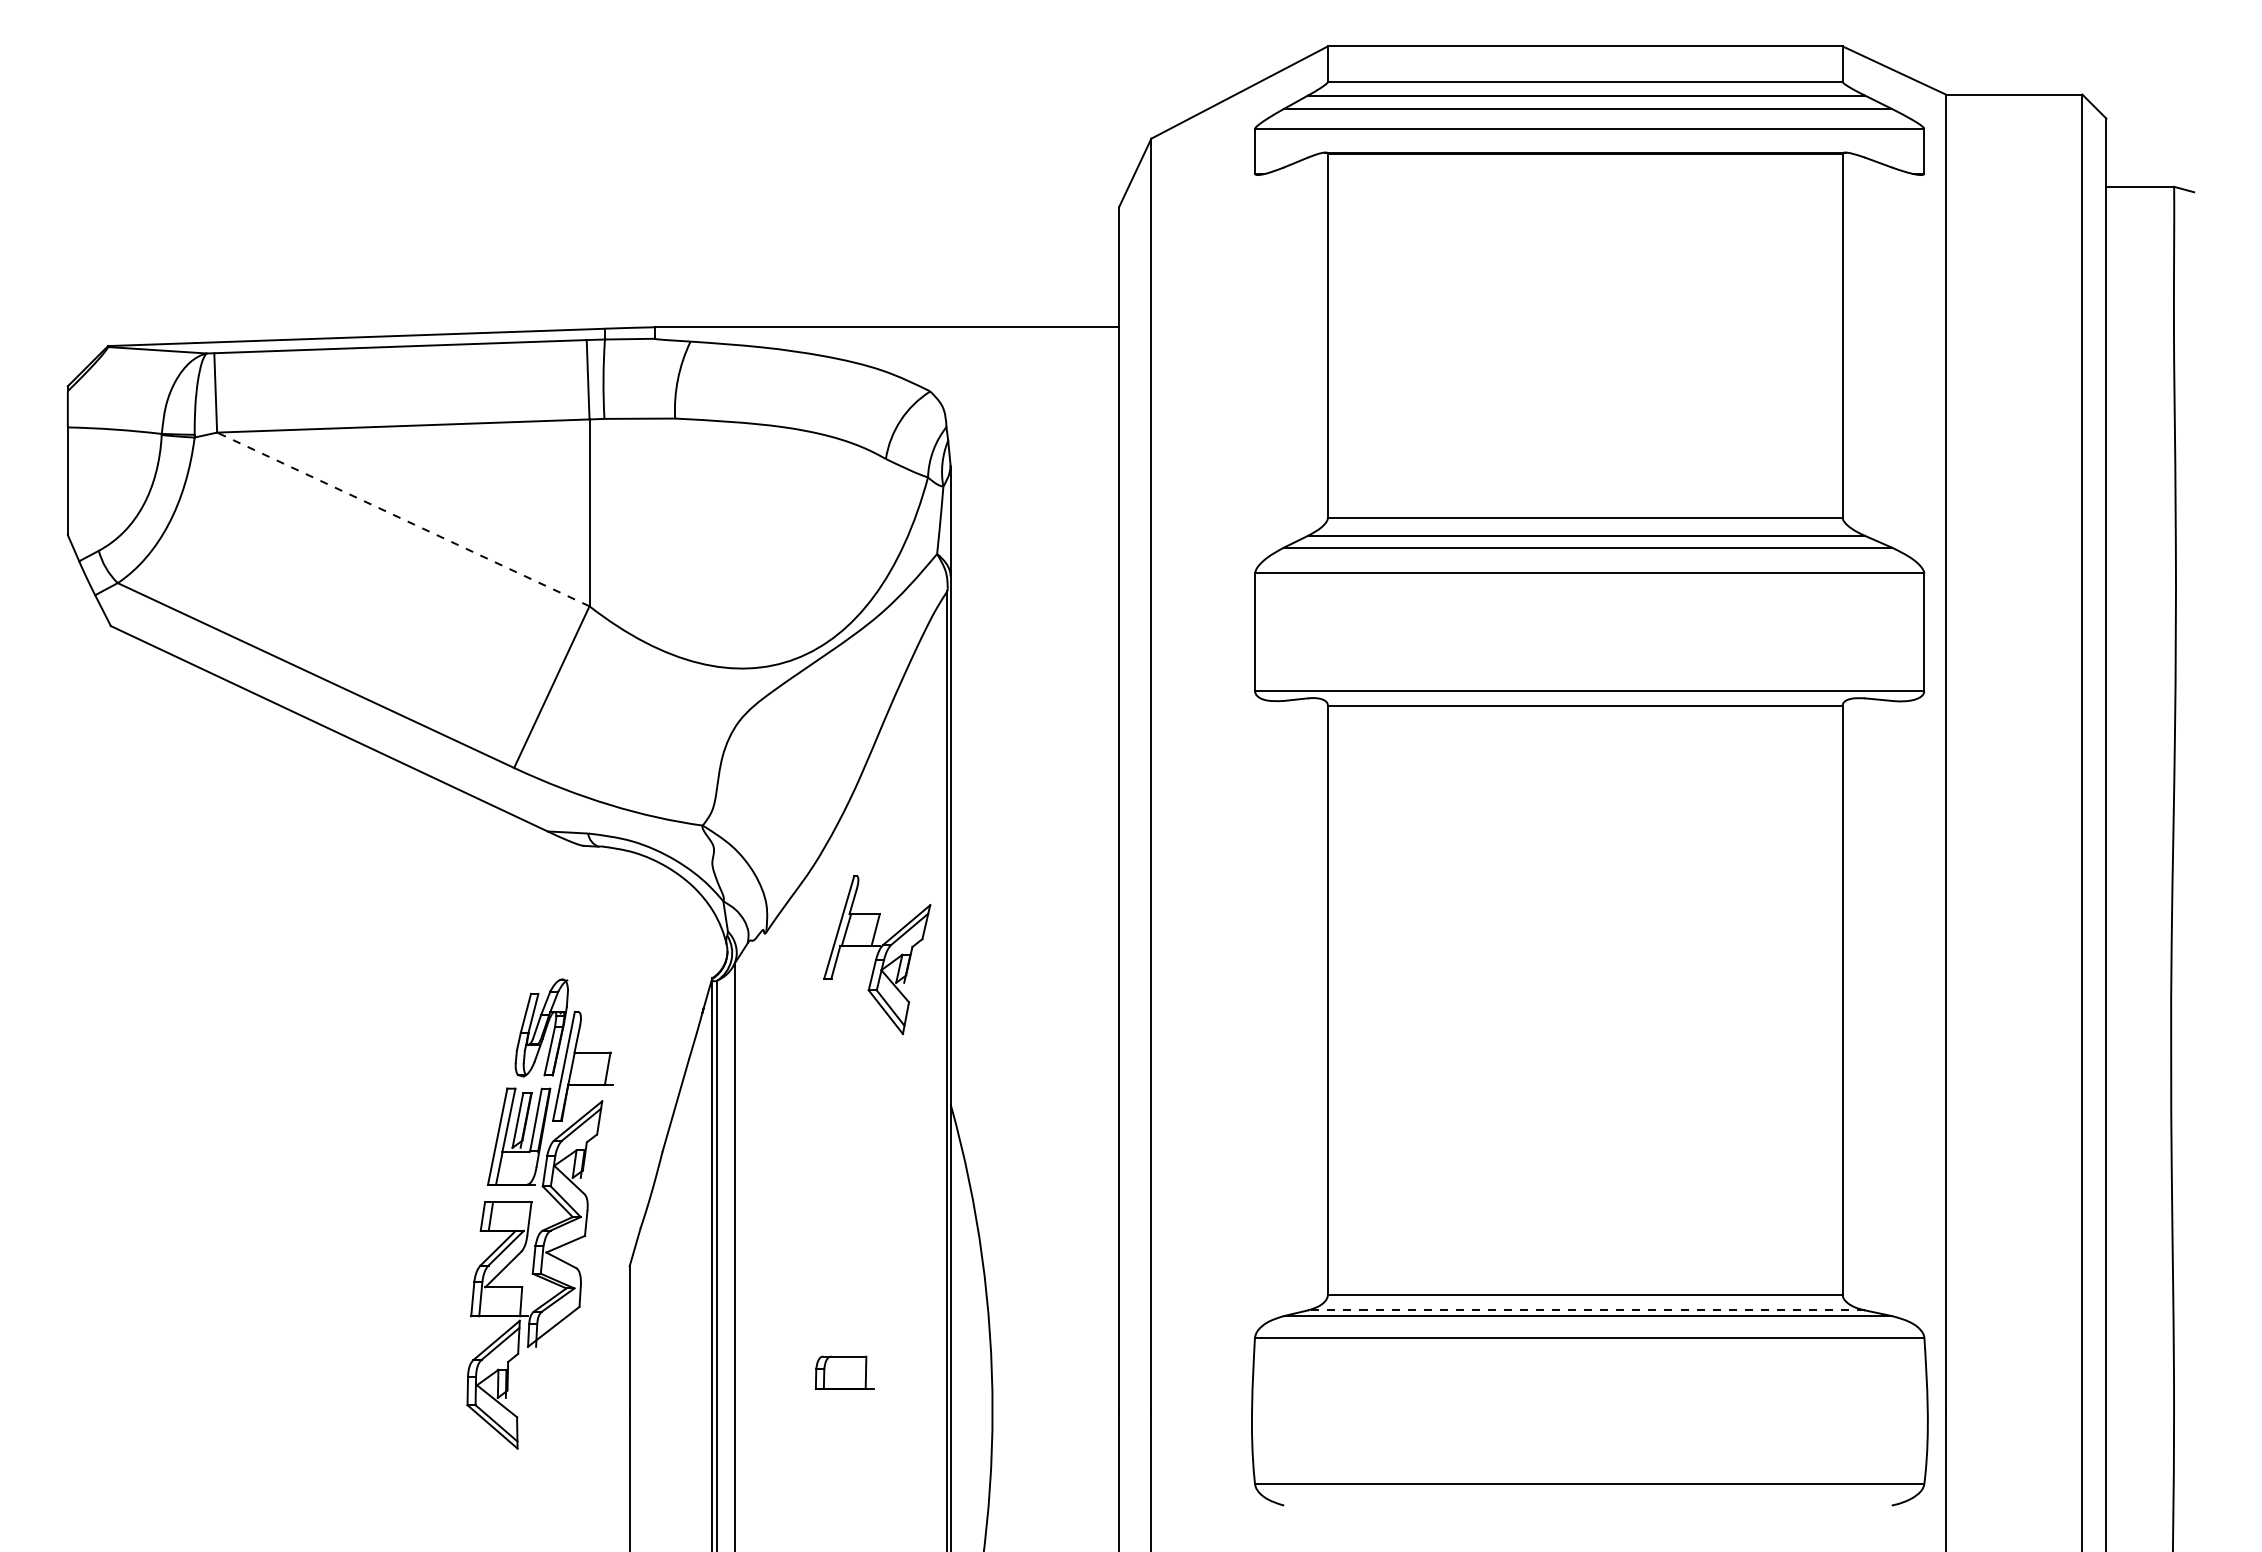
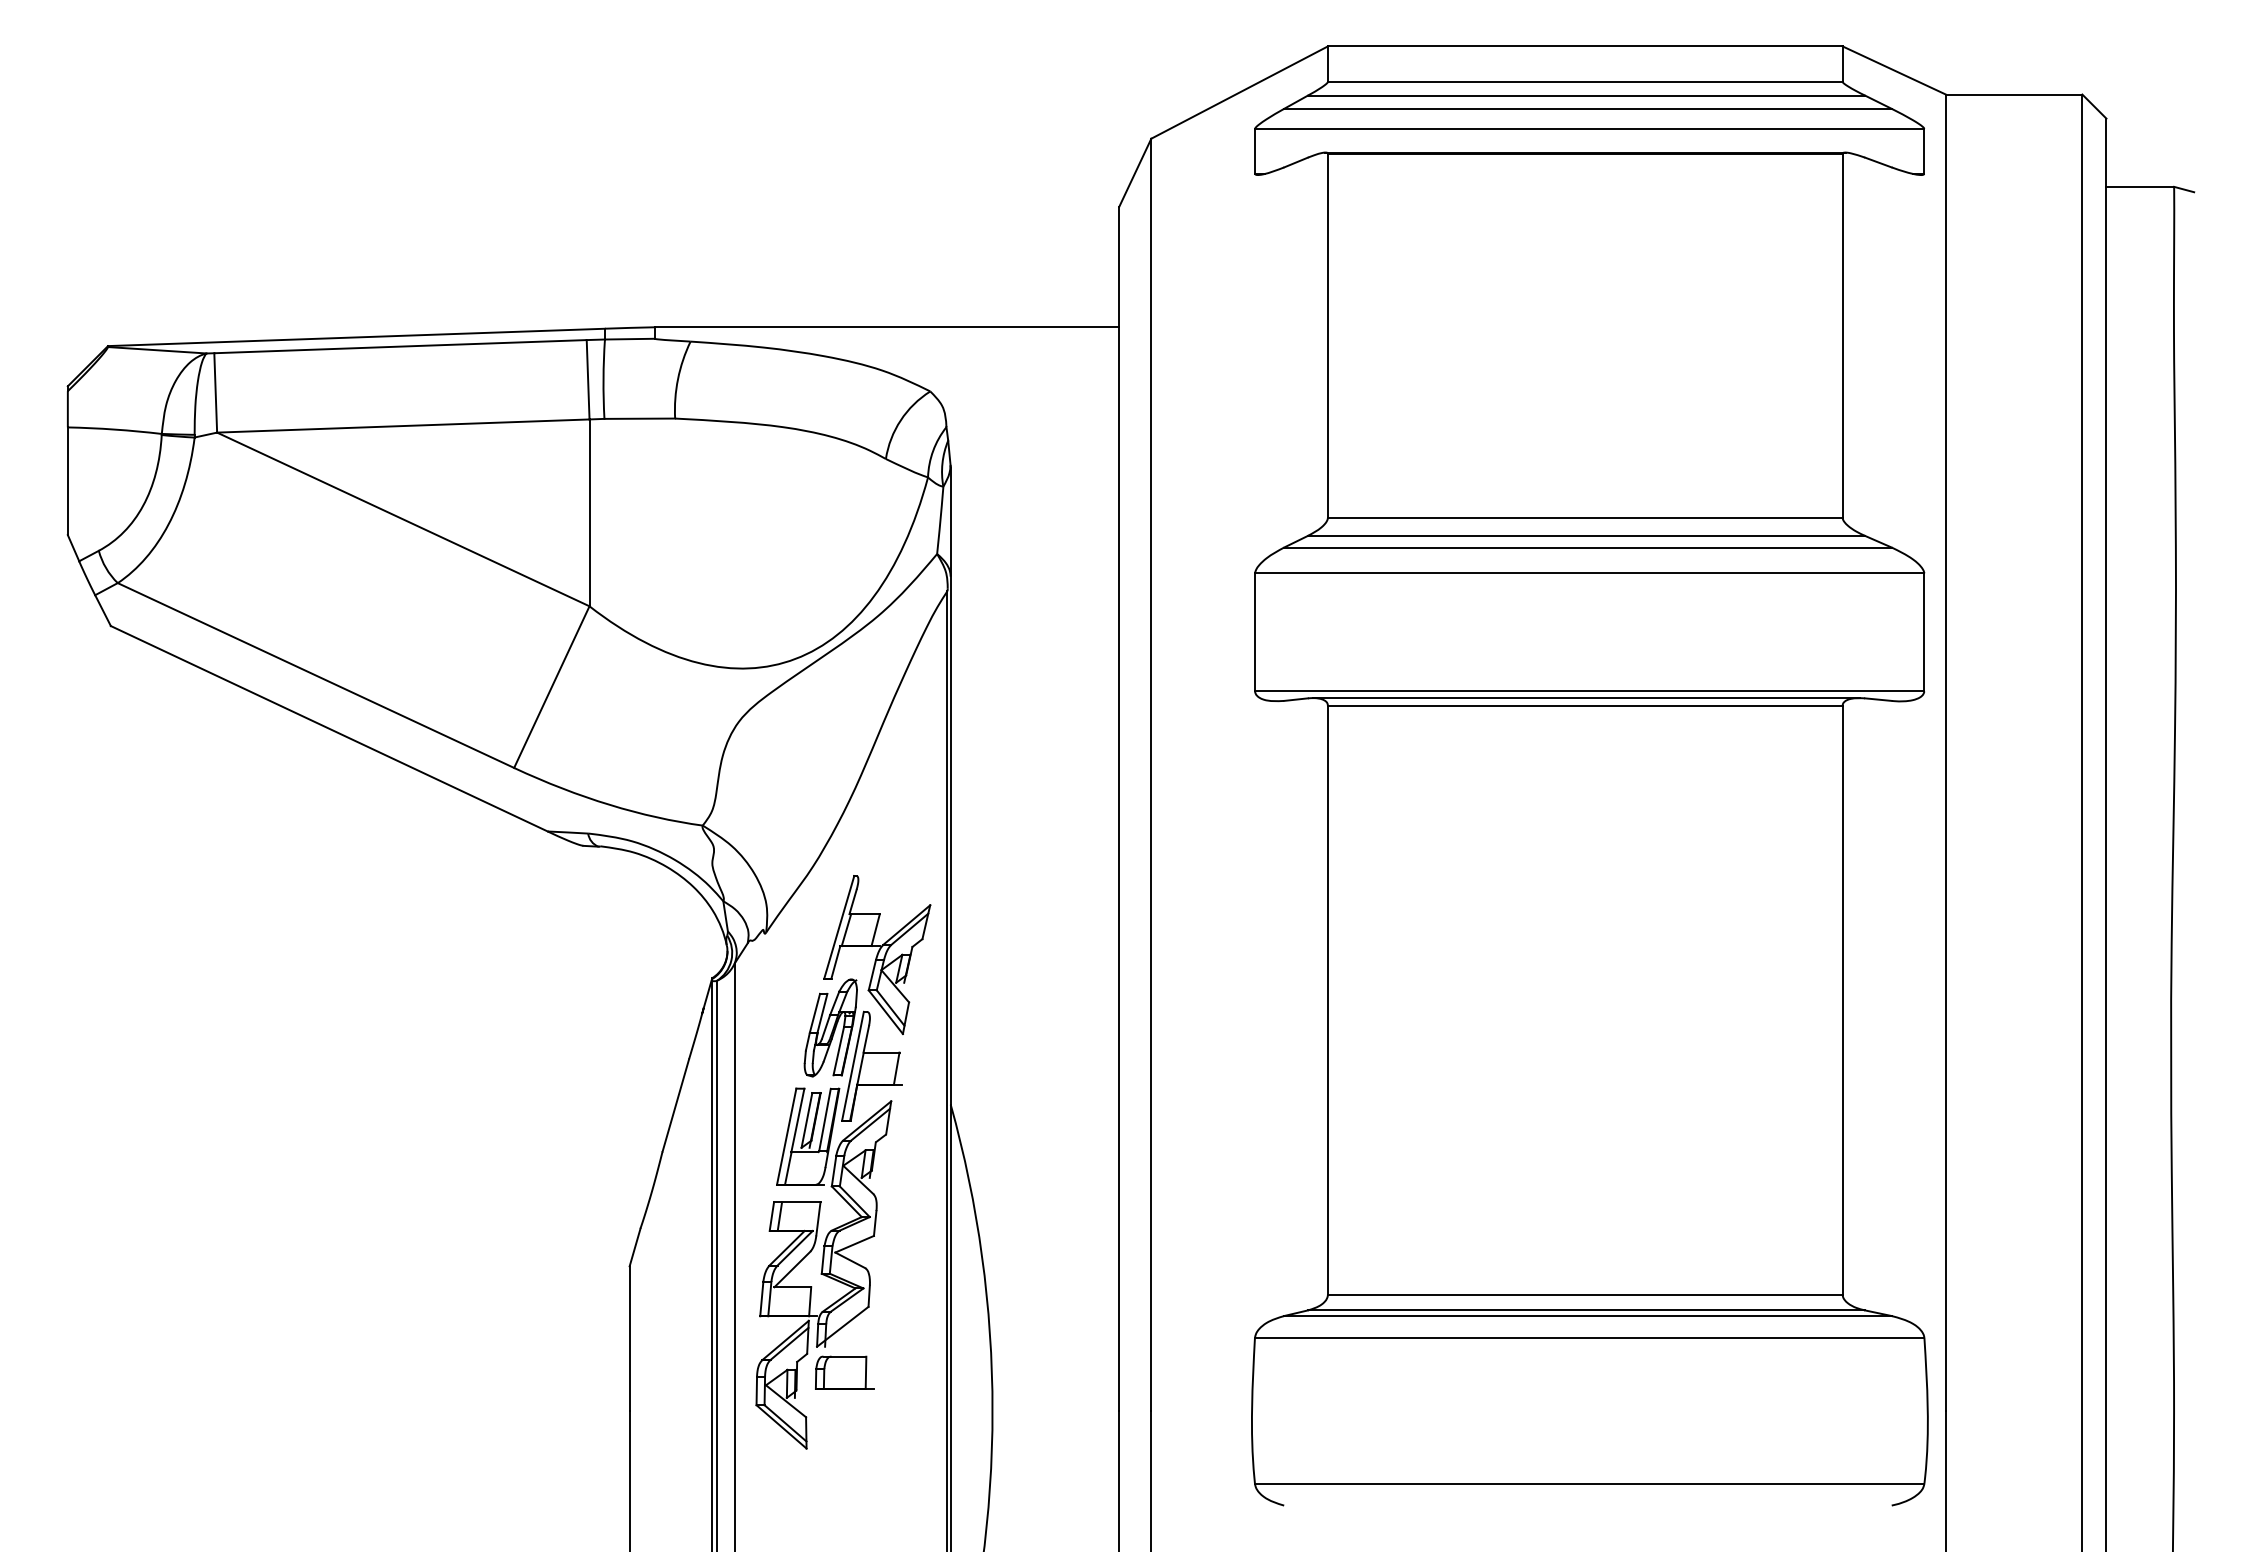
line: dashed -> solid (402, 519)
line: none -> present (1586, 698)
part position: (531, 1212) -> (820, 1212) (820, 1212)
line: dashed -> solid (1586, 1310)
